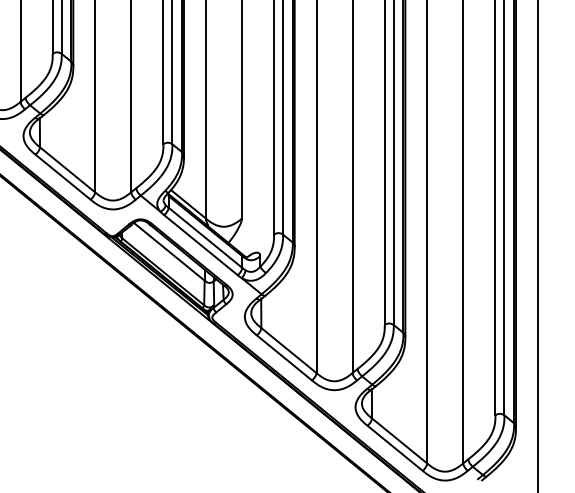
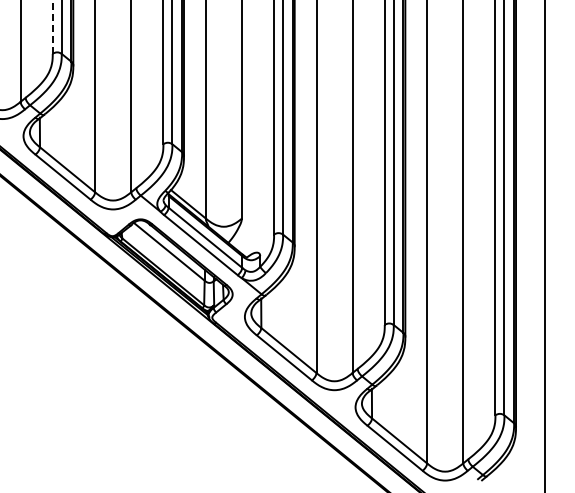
line: solid -> dashed (52, 26)
line position: (537, 245) -> (544, 245) (544, 245)
